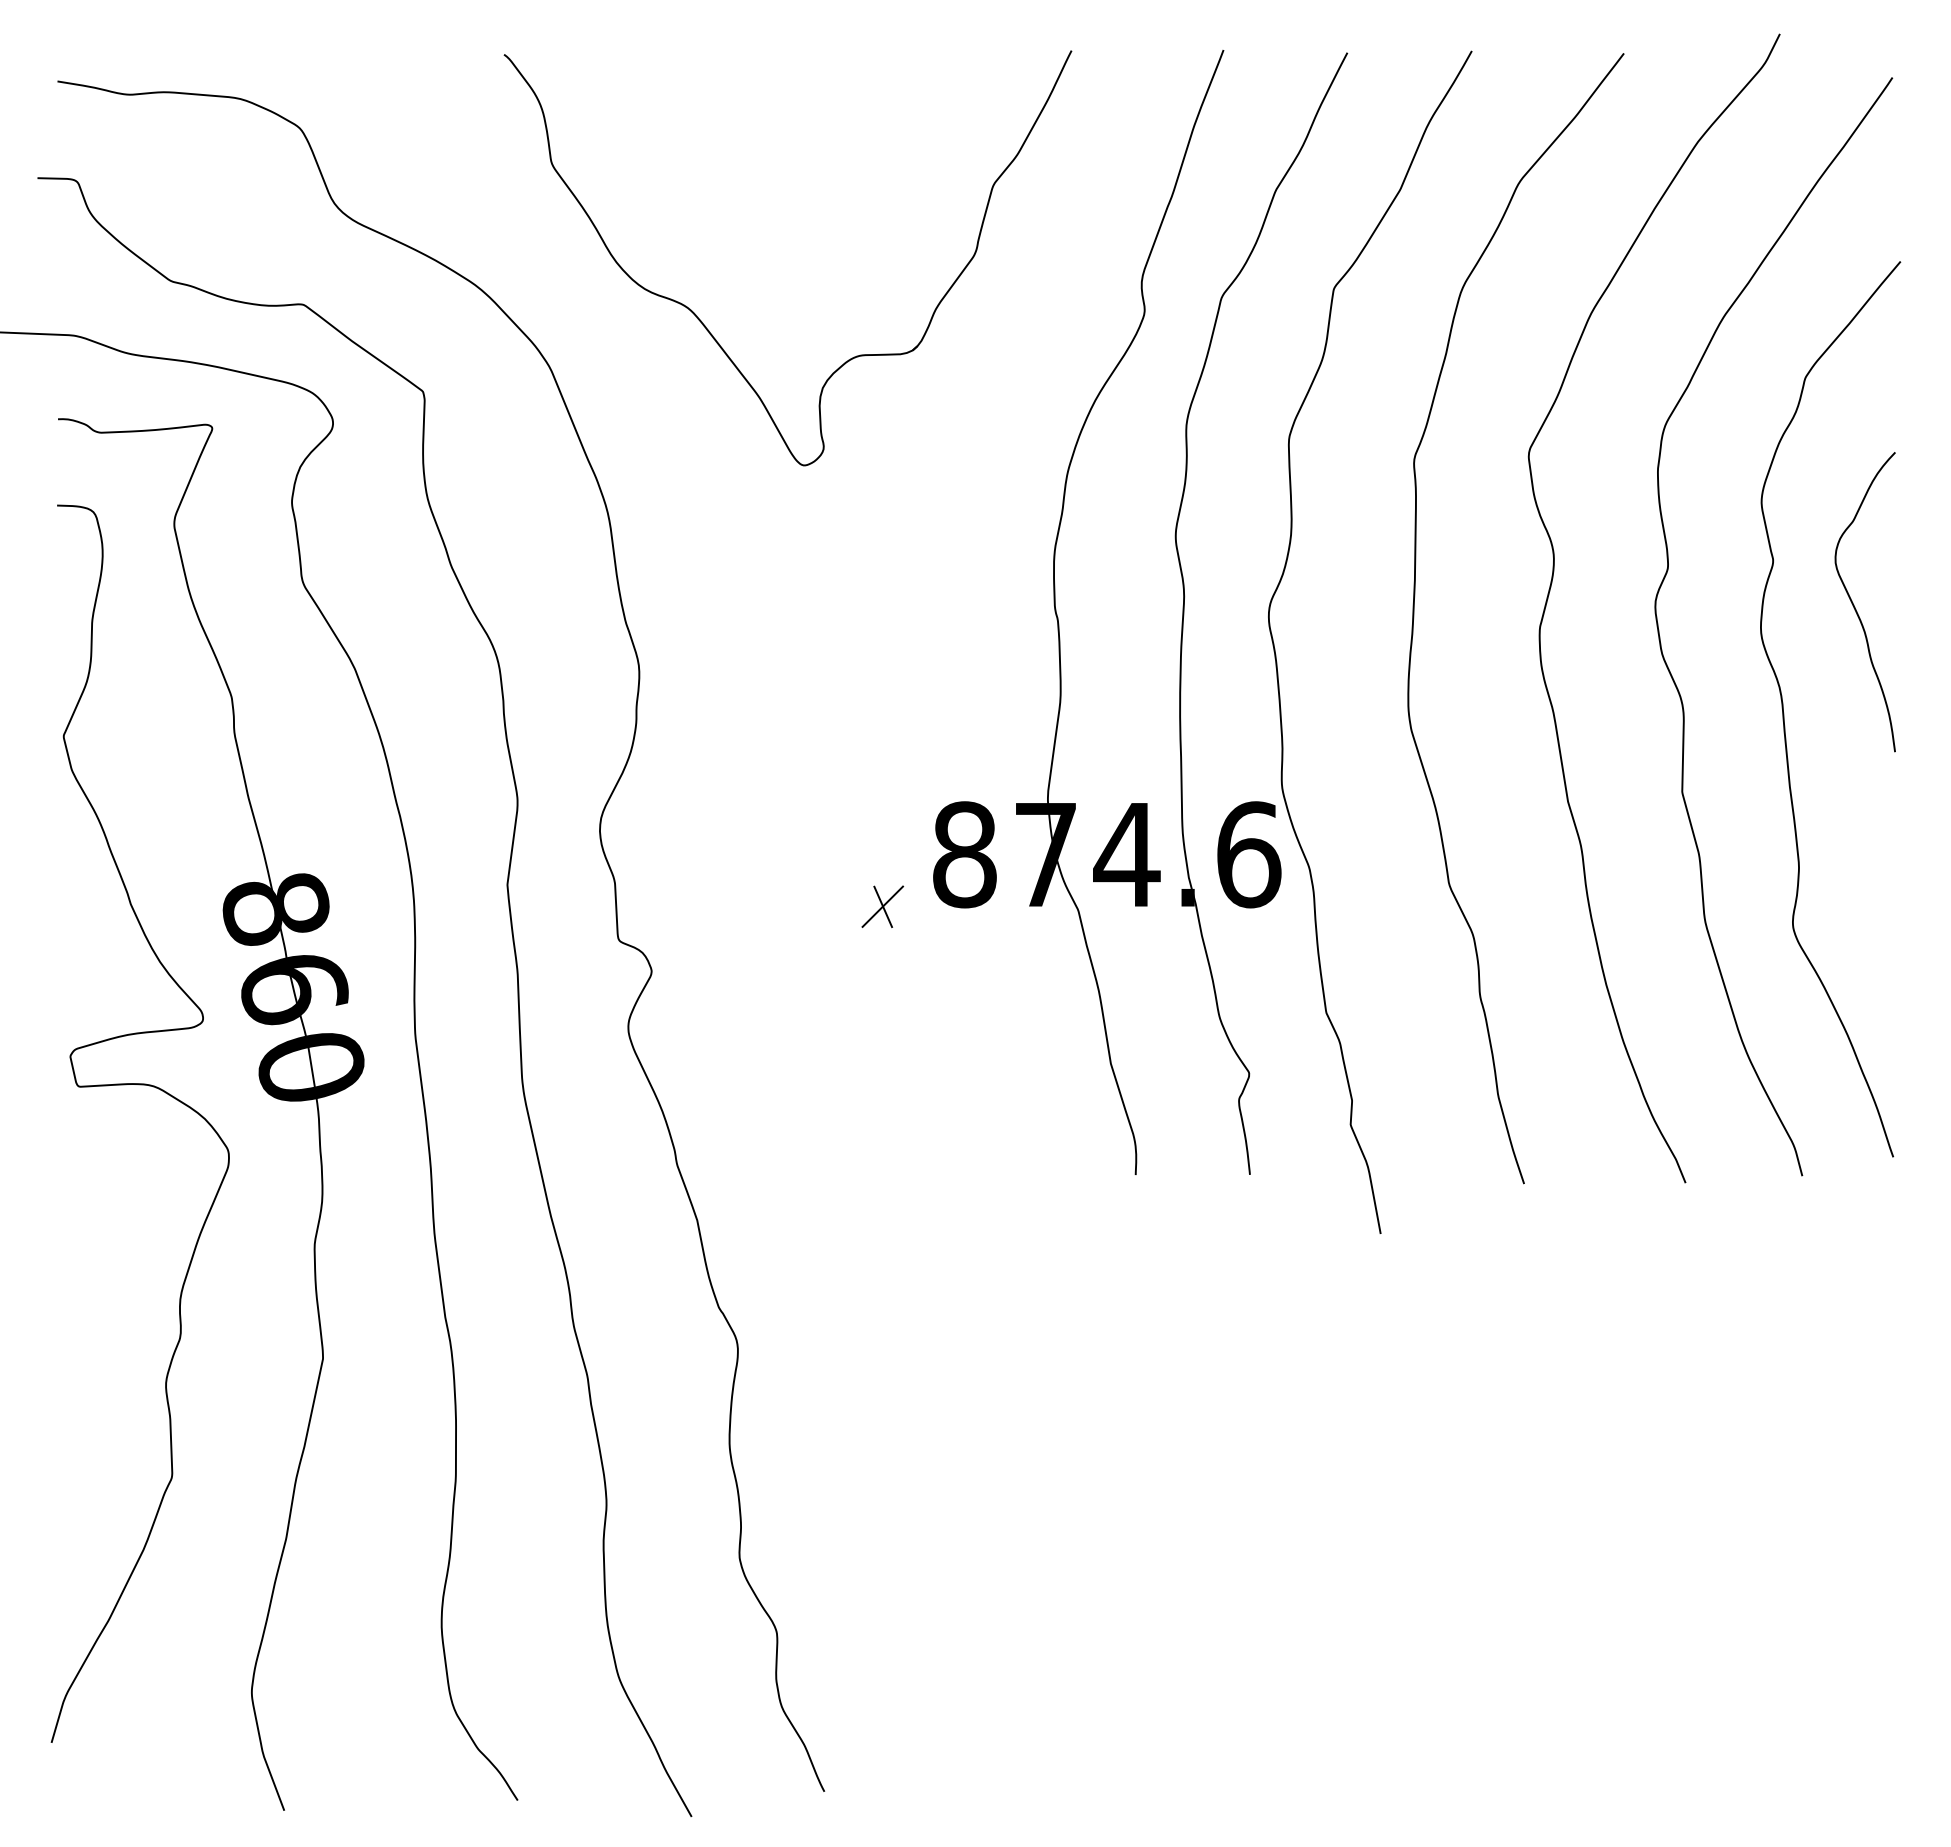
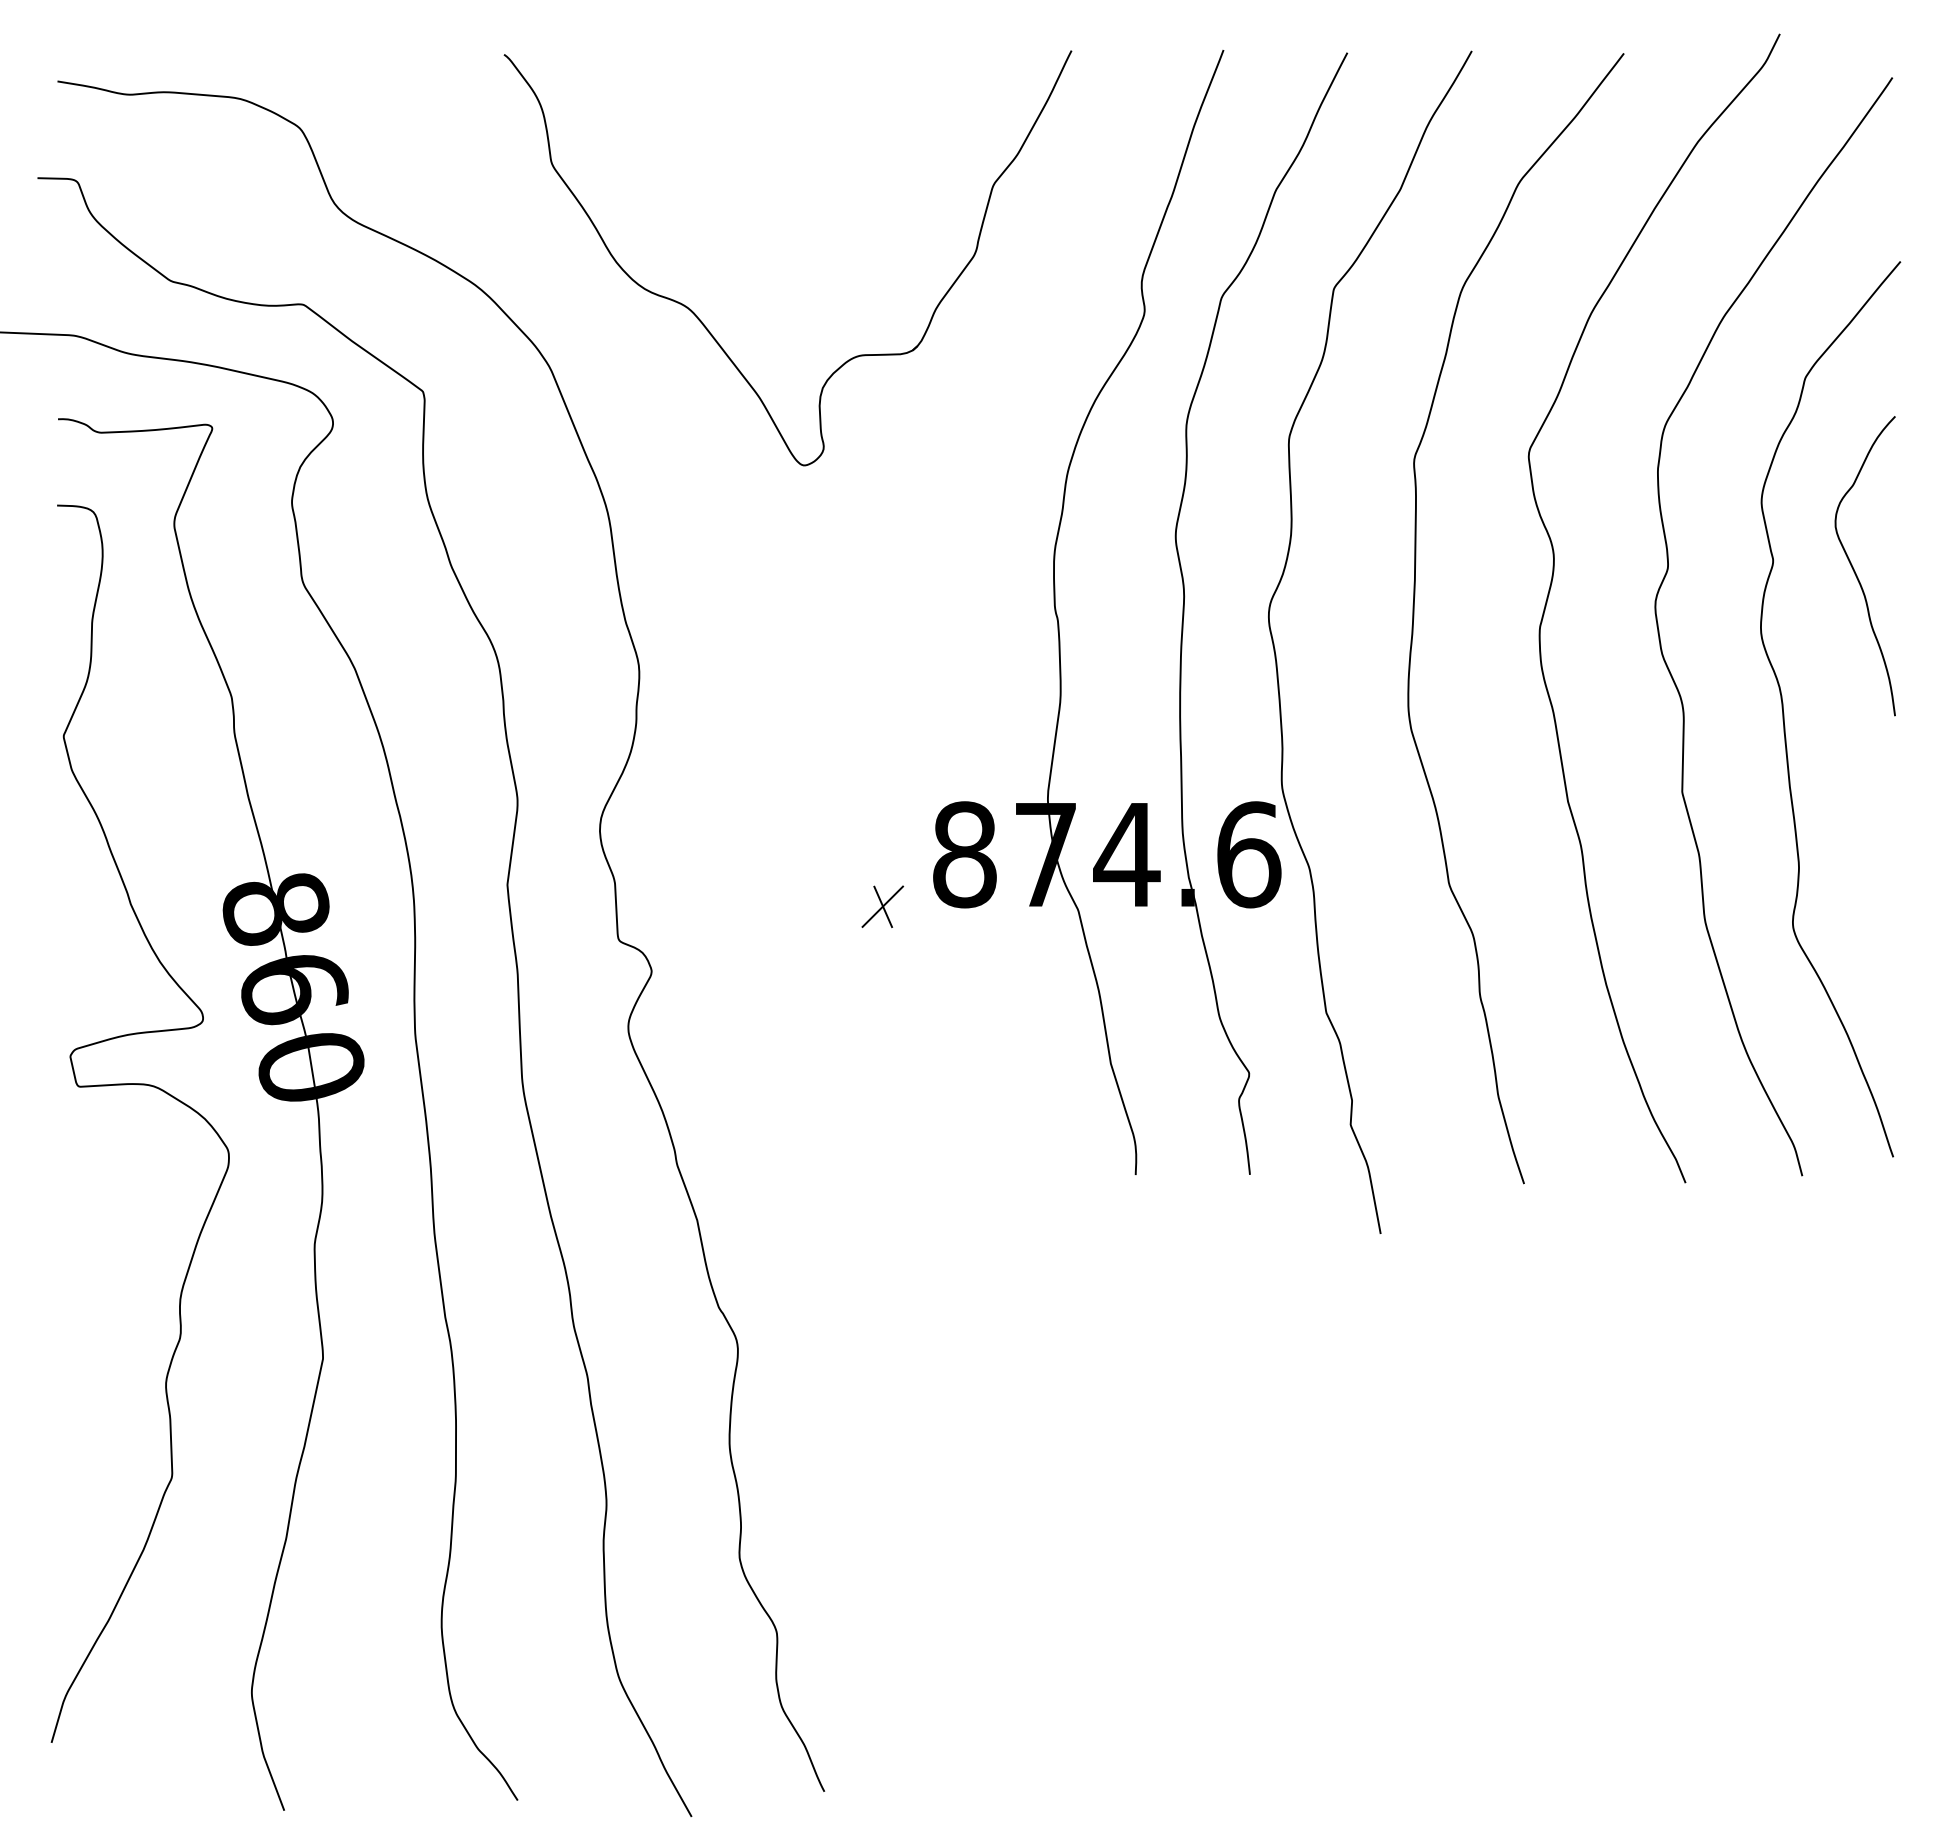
curve position: (1855, 607) -> (1855, 571) (1855, 571)
